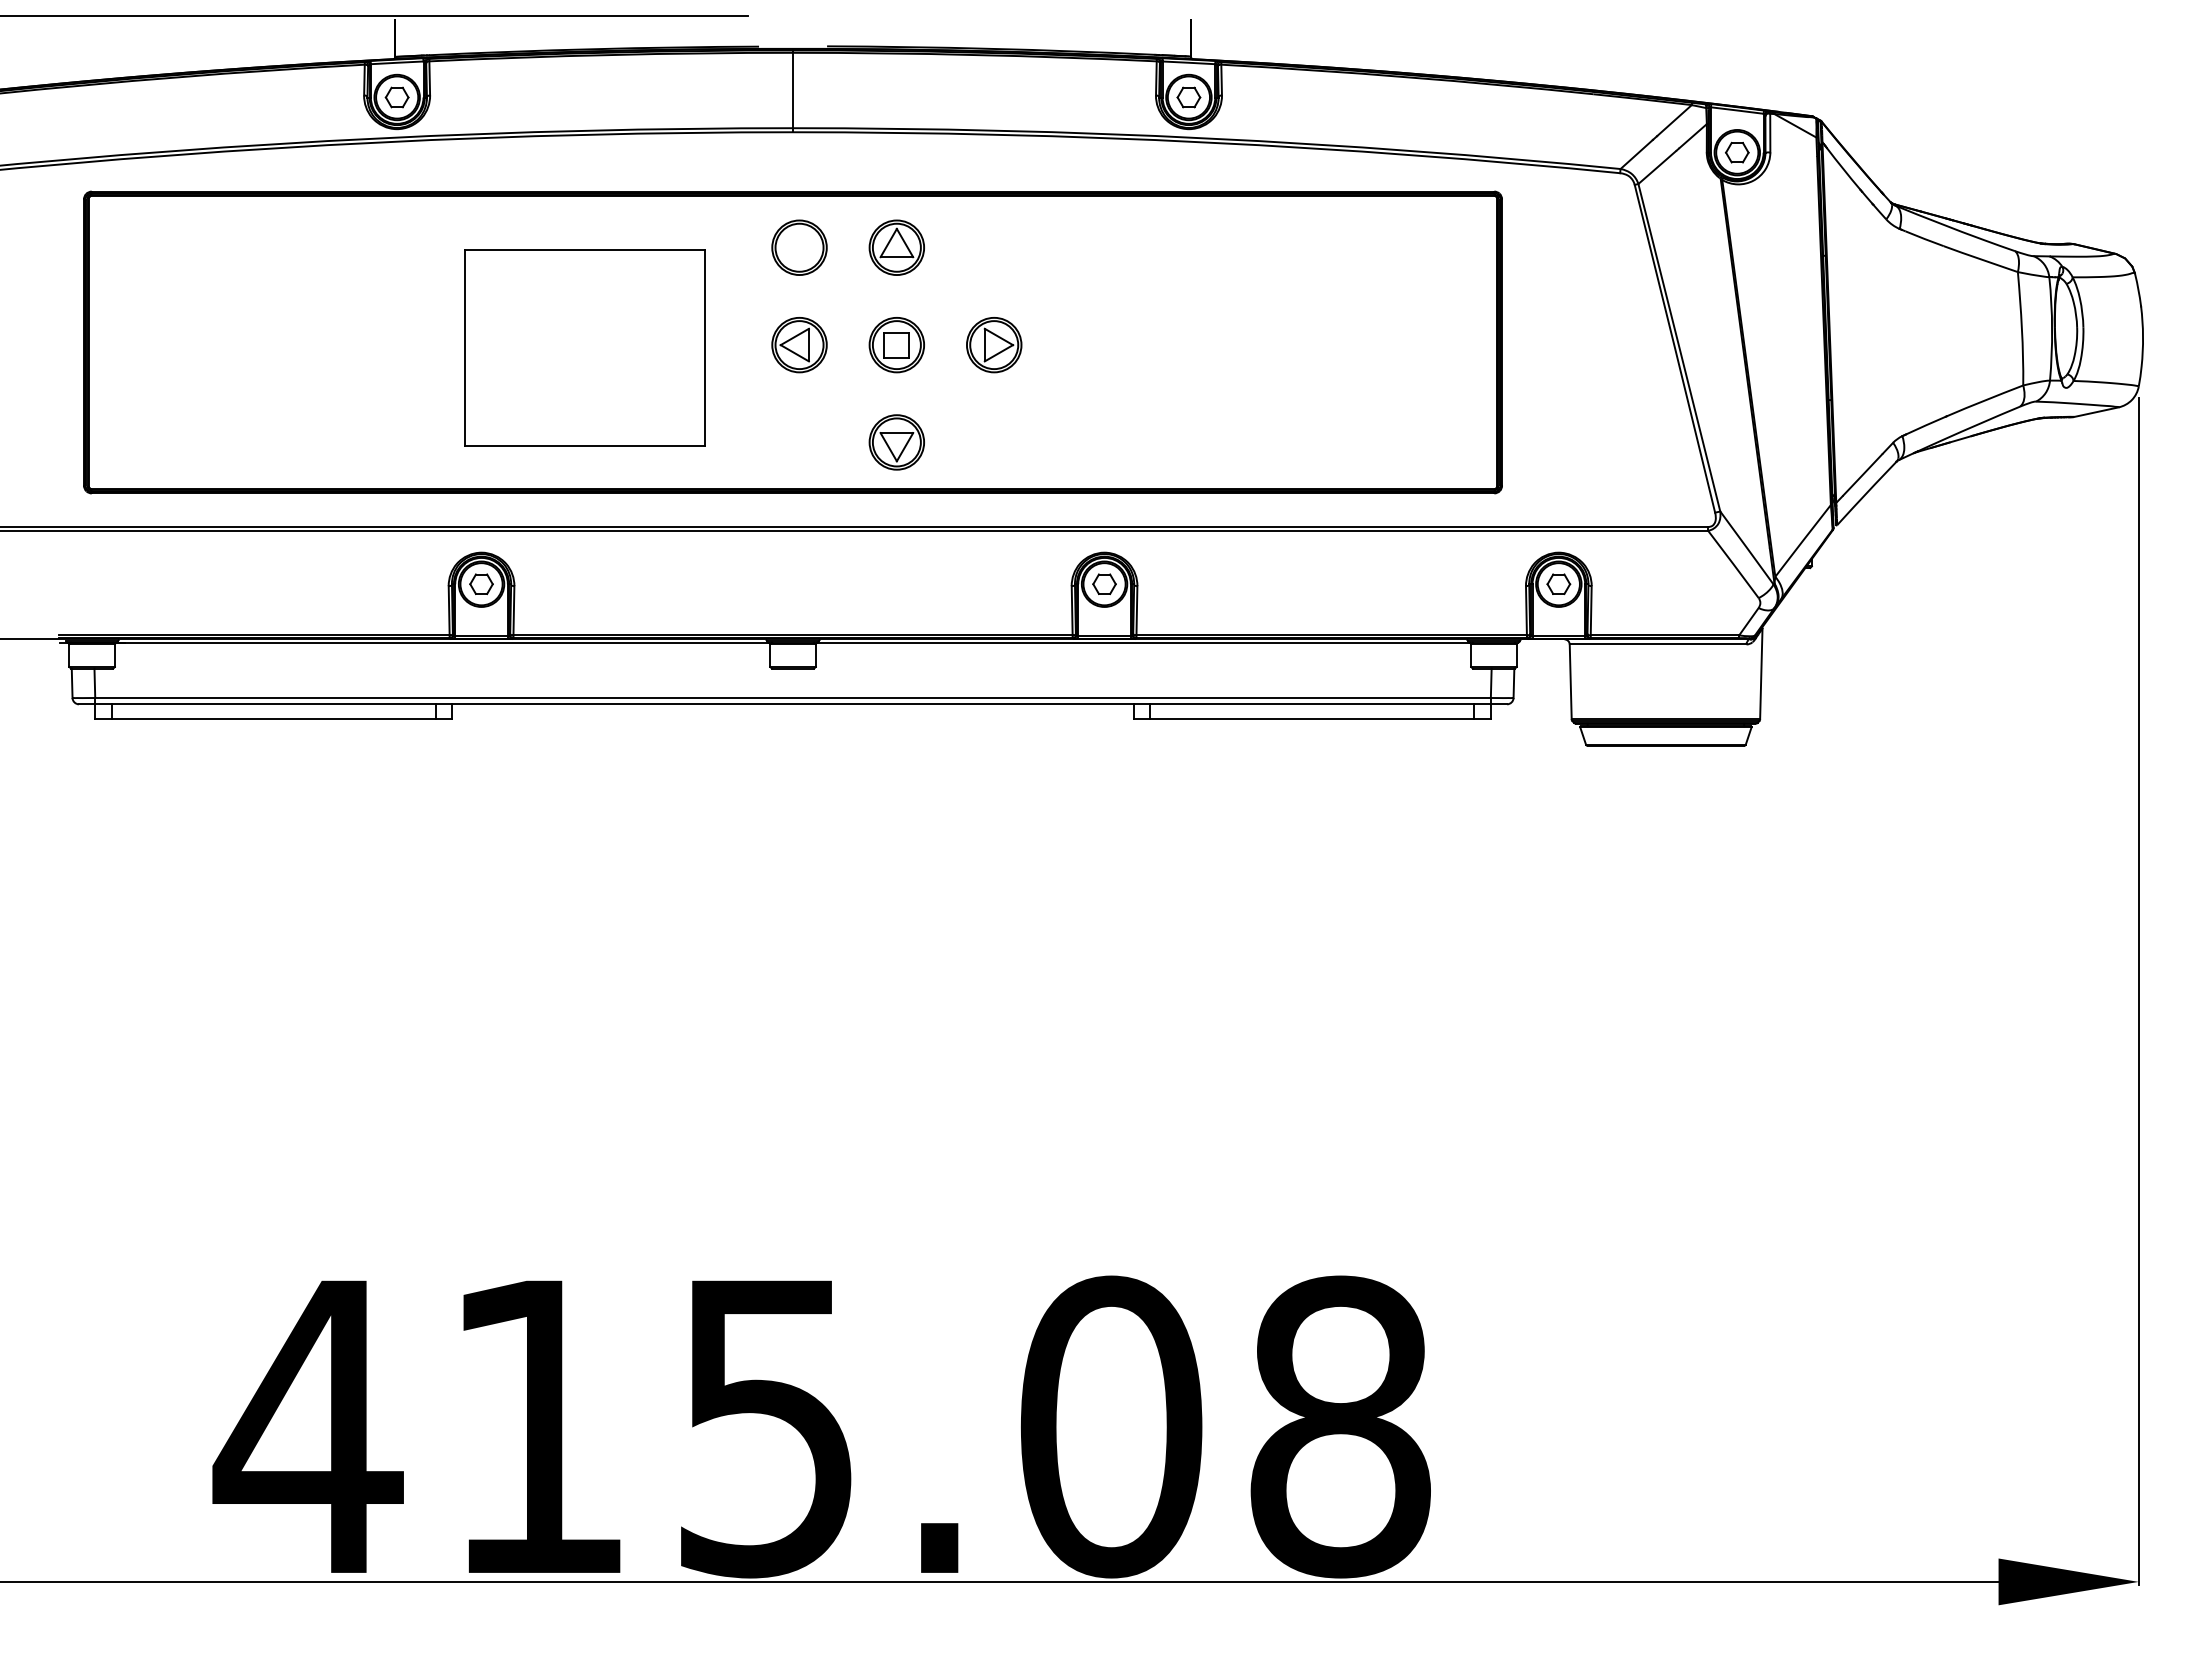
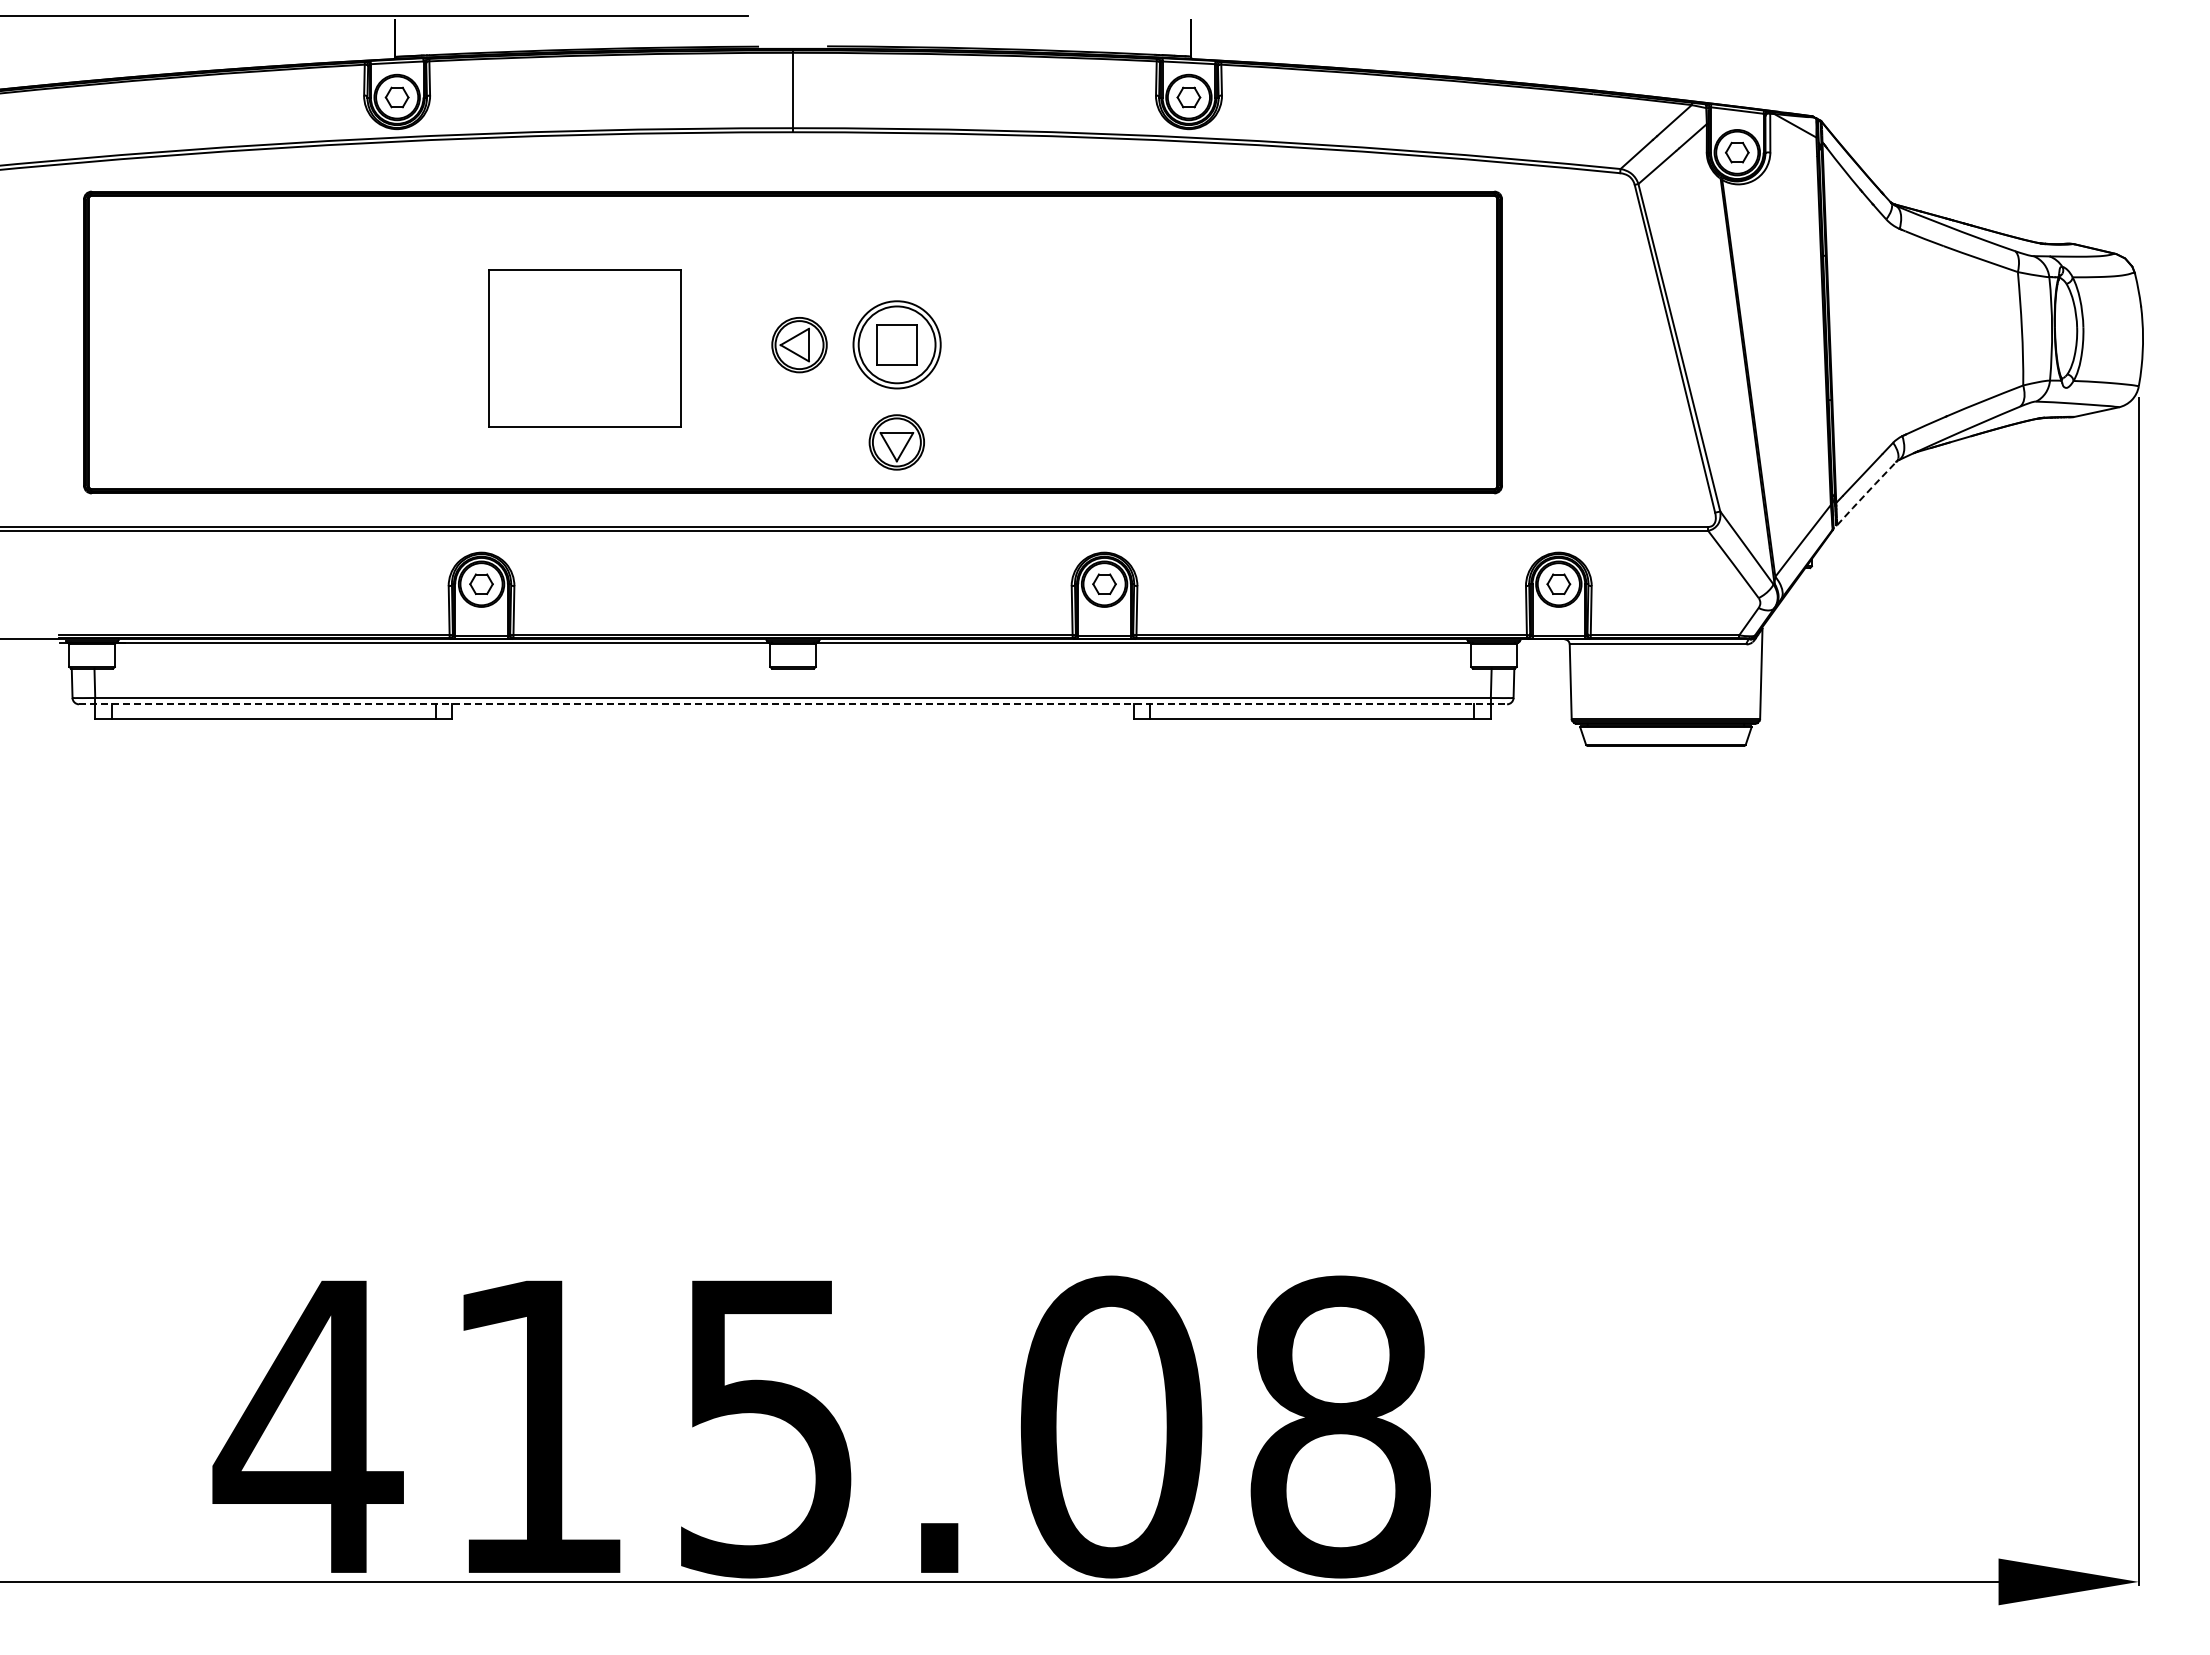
part: present -> none (799, 247)
part: present -> none (896, 247)
part size: 57x57 px -> 90x90 px (896, 344)
part: present -> none (994, 345)
part size: 242x198 px -> 194x159 px (584, 348)
line: solid -> dashed (1866, 493)
line: solid -> dashed (793, 704)
